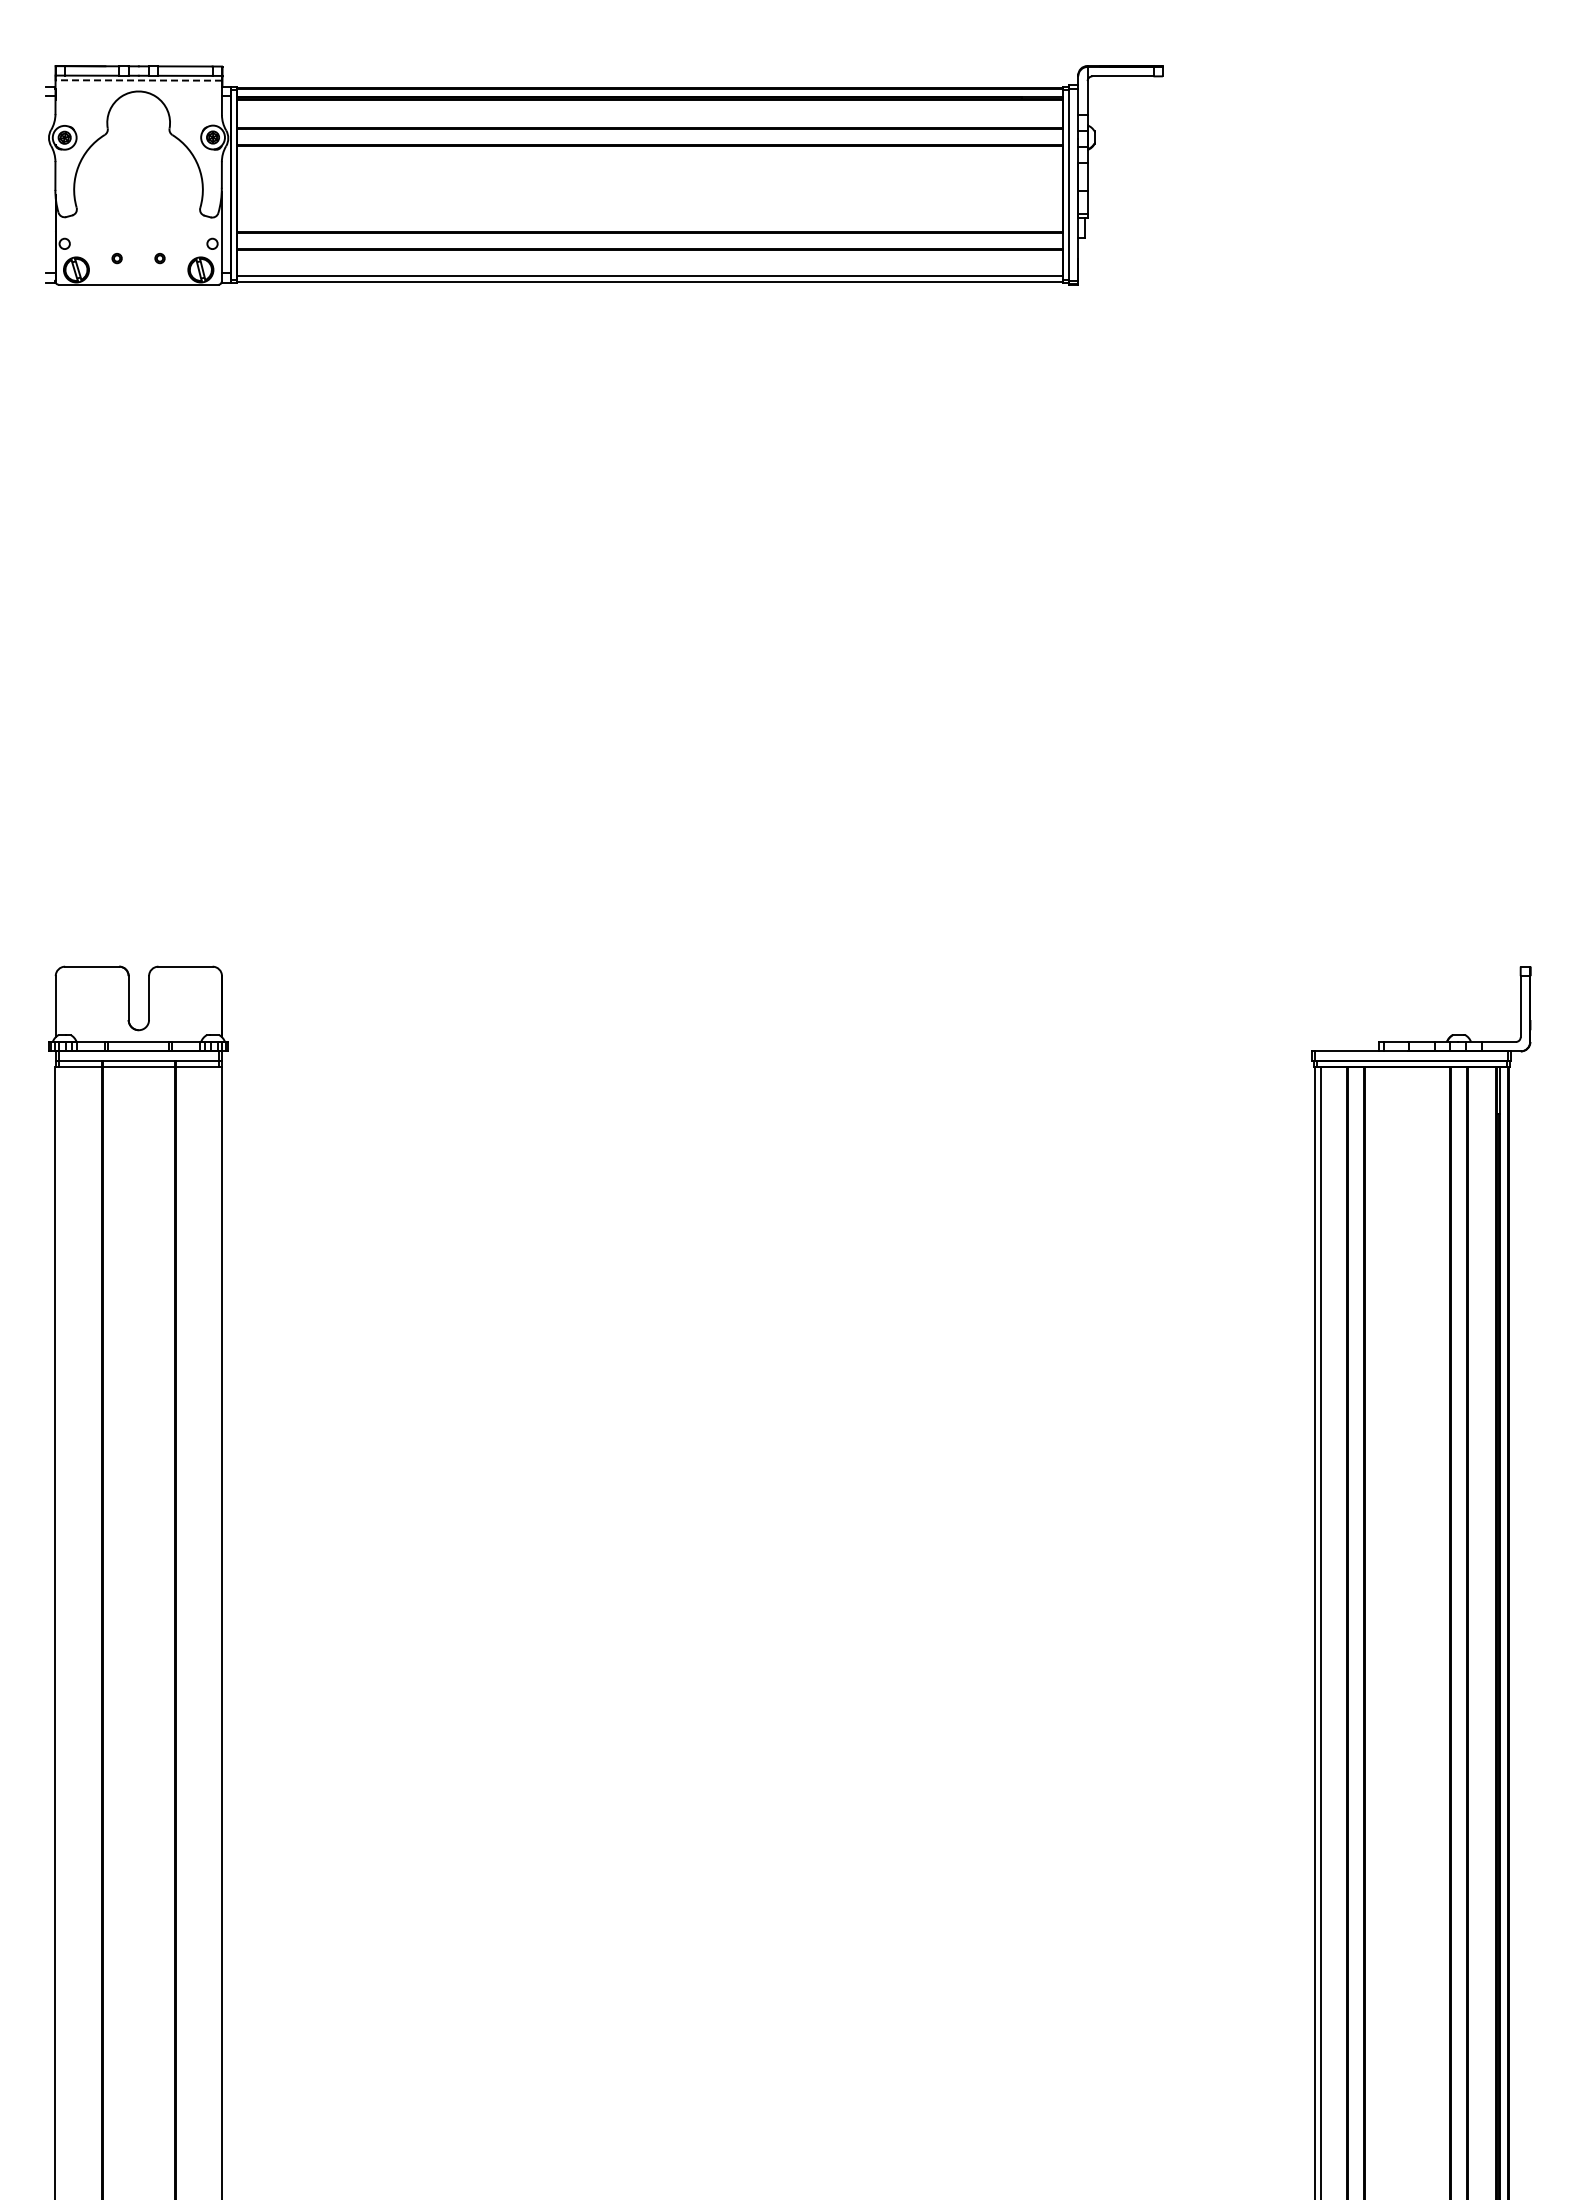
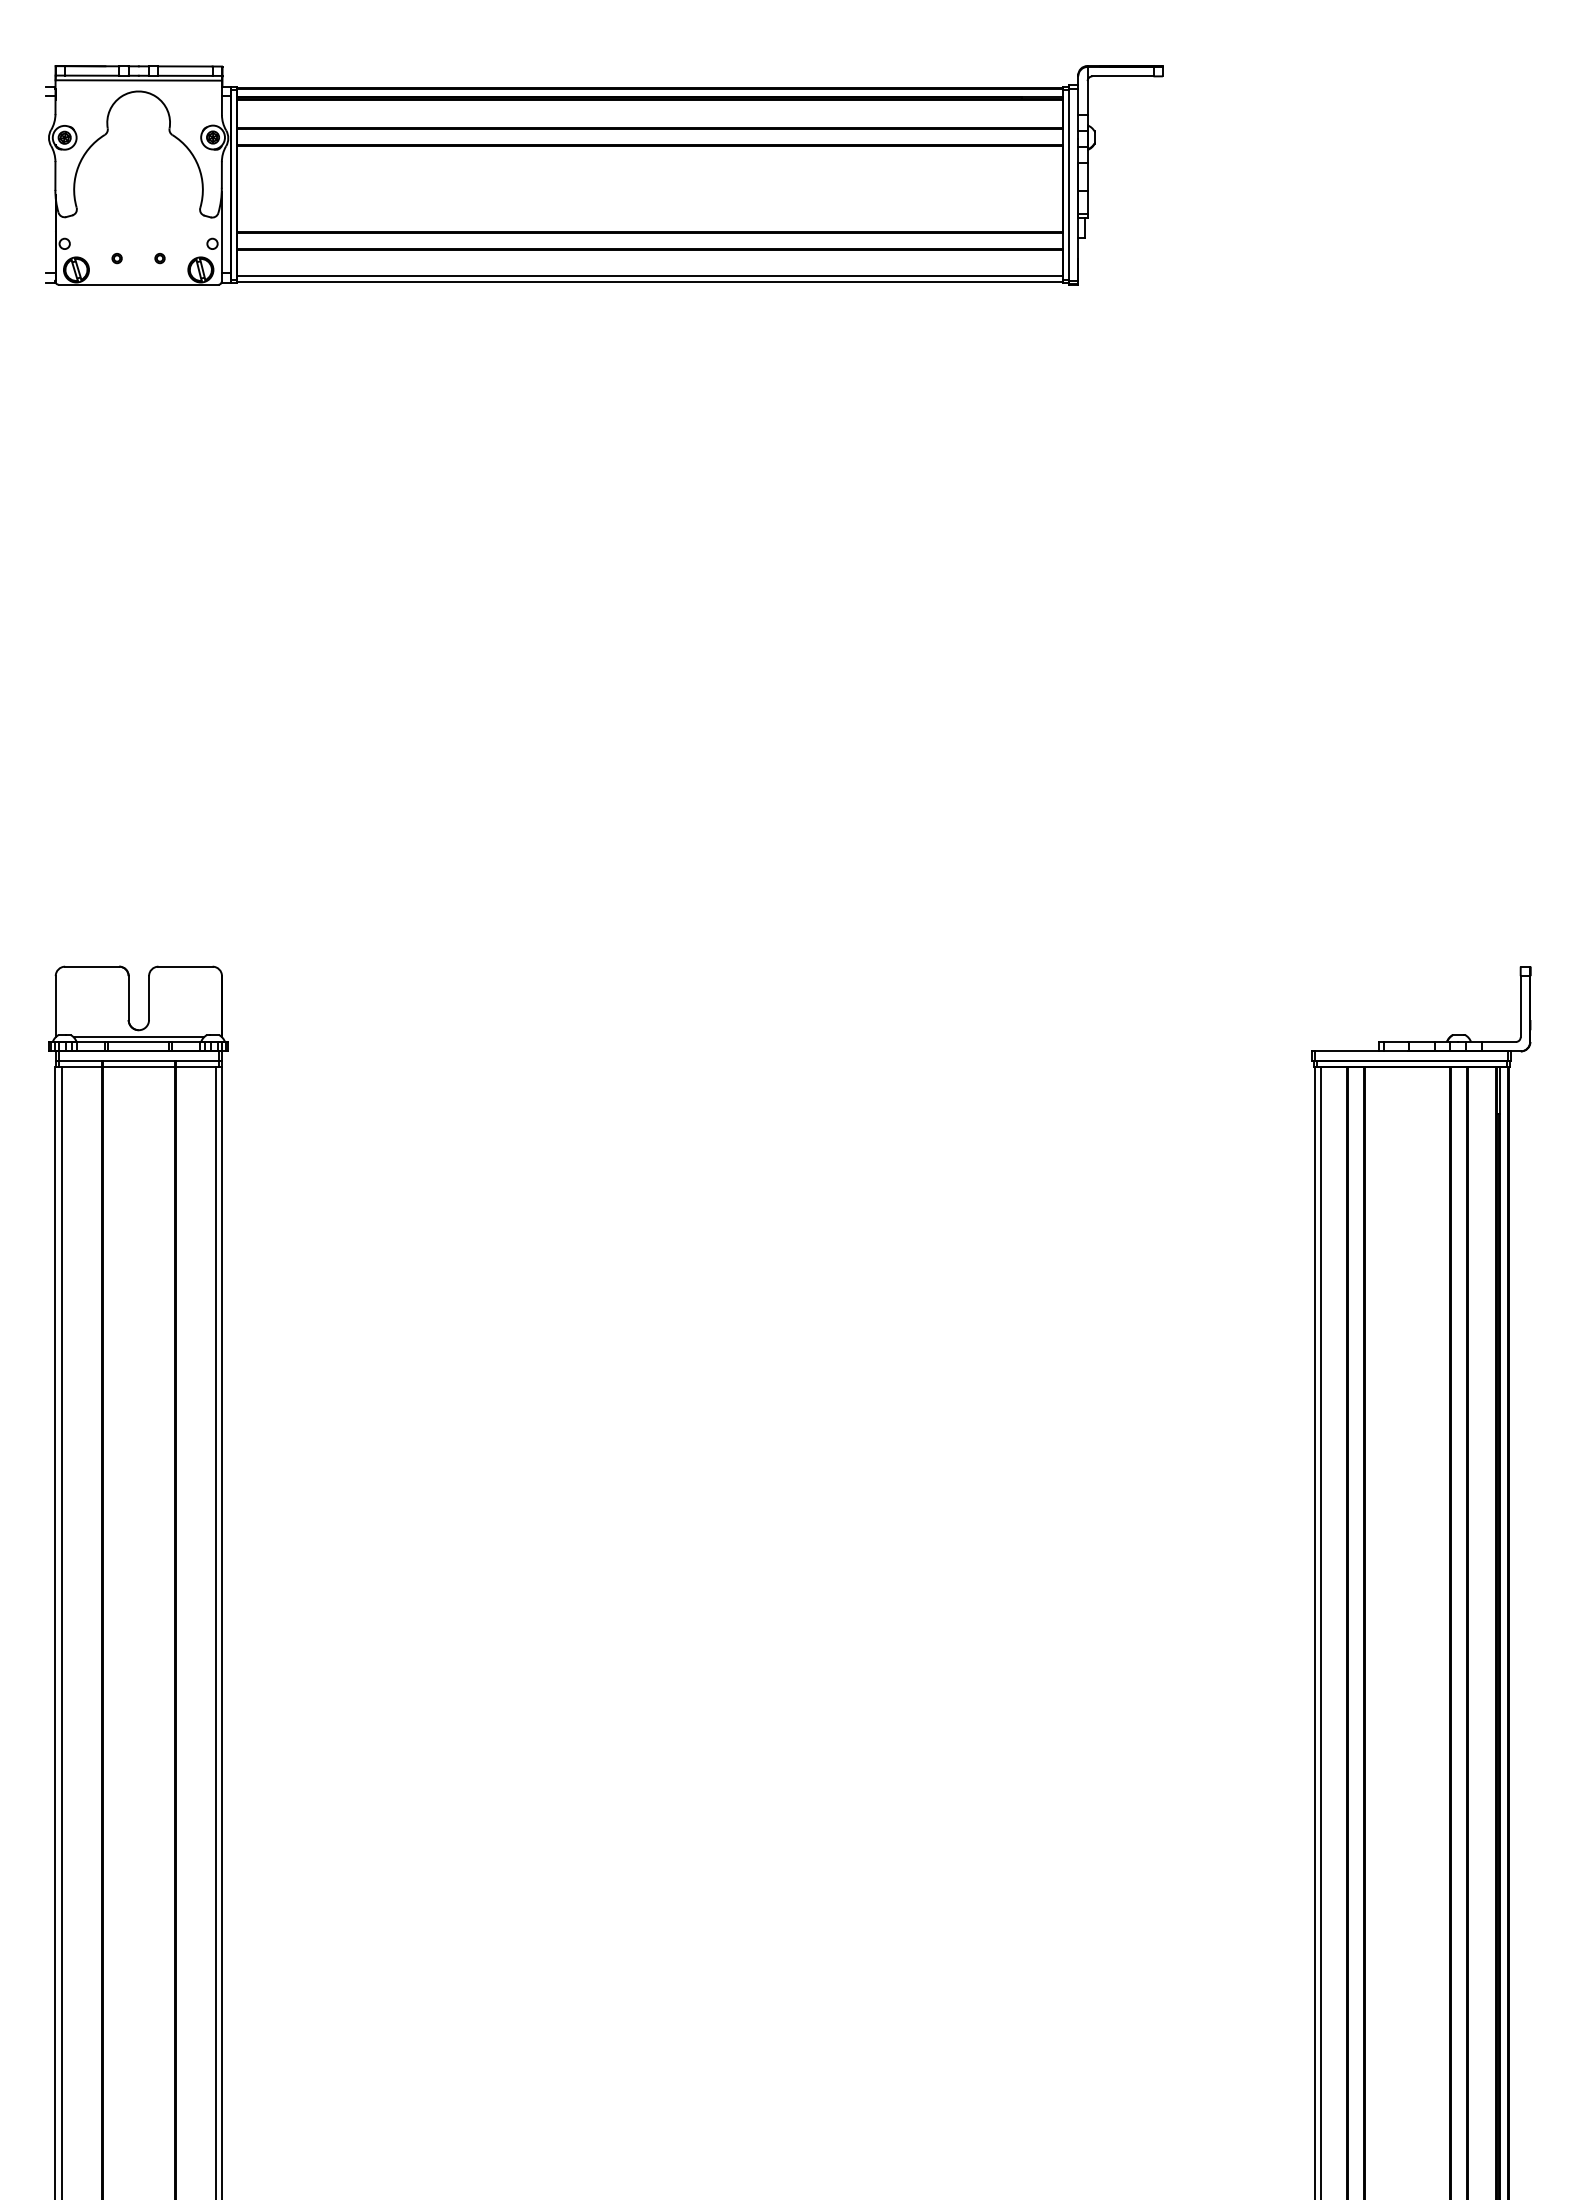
line: dashed -> solid (138, 80)
line: none -> present (138, 1037)
line: none -> present (61, 1631)
line: none -> present (215, 1631)
